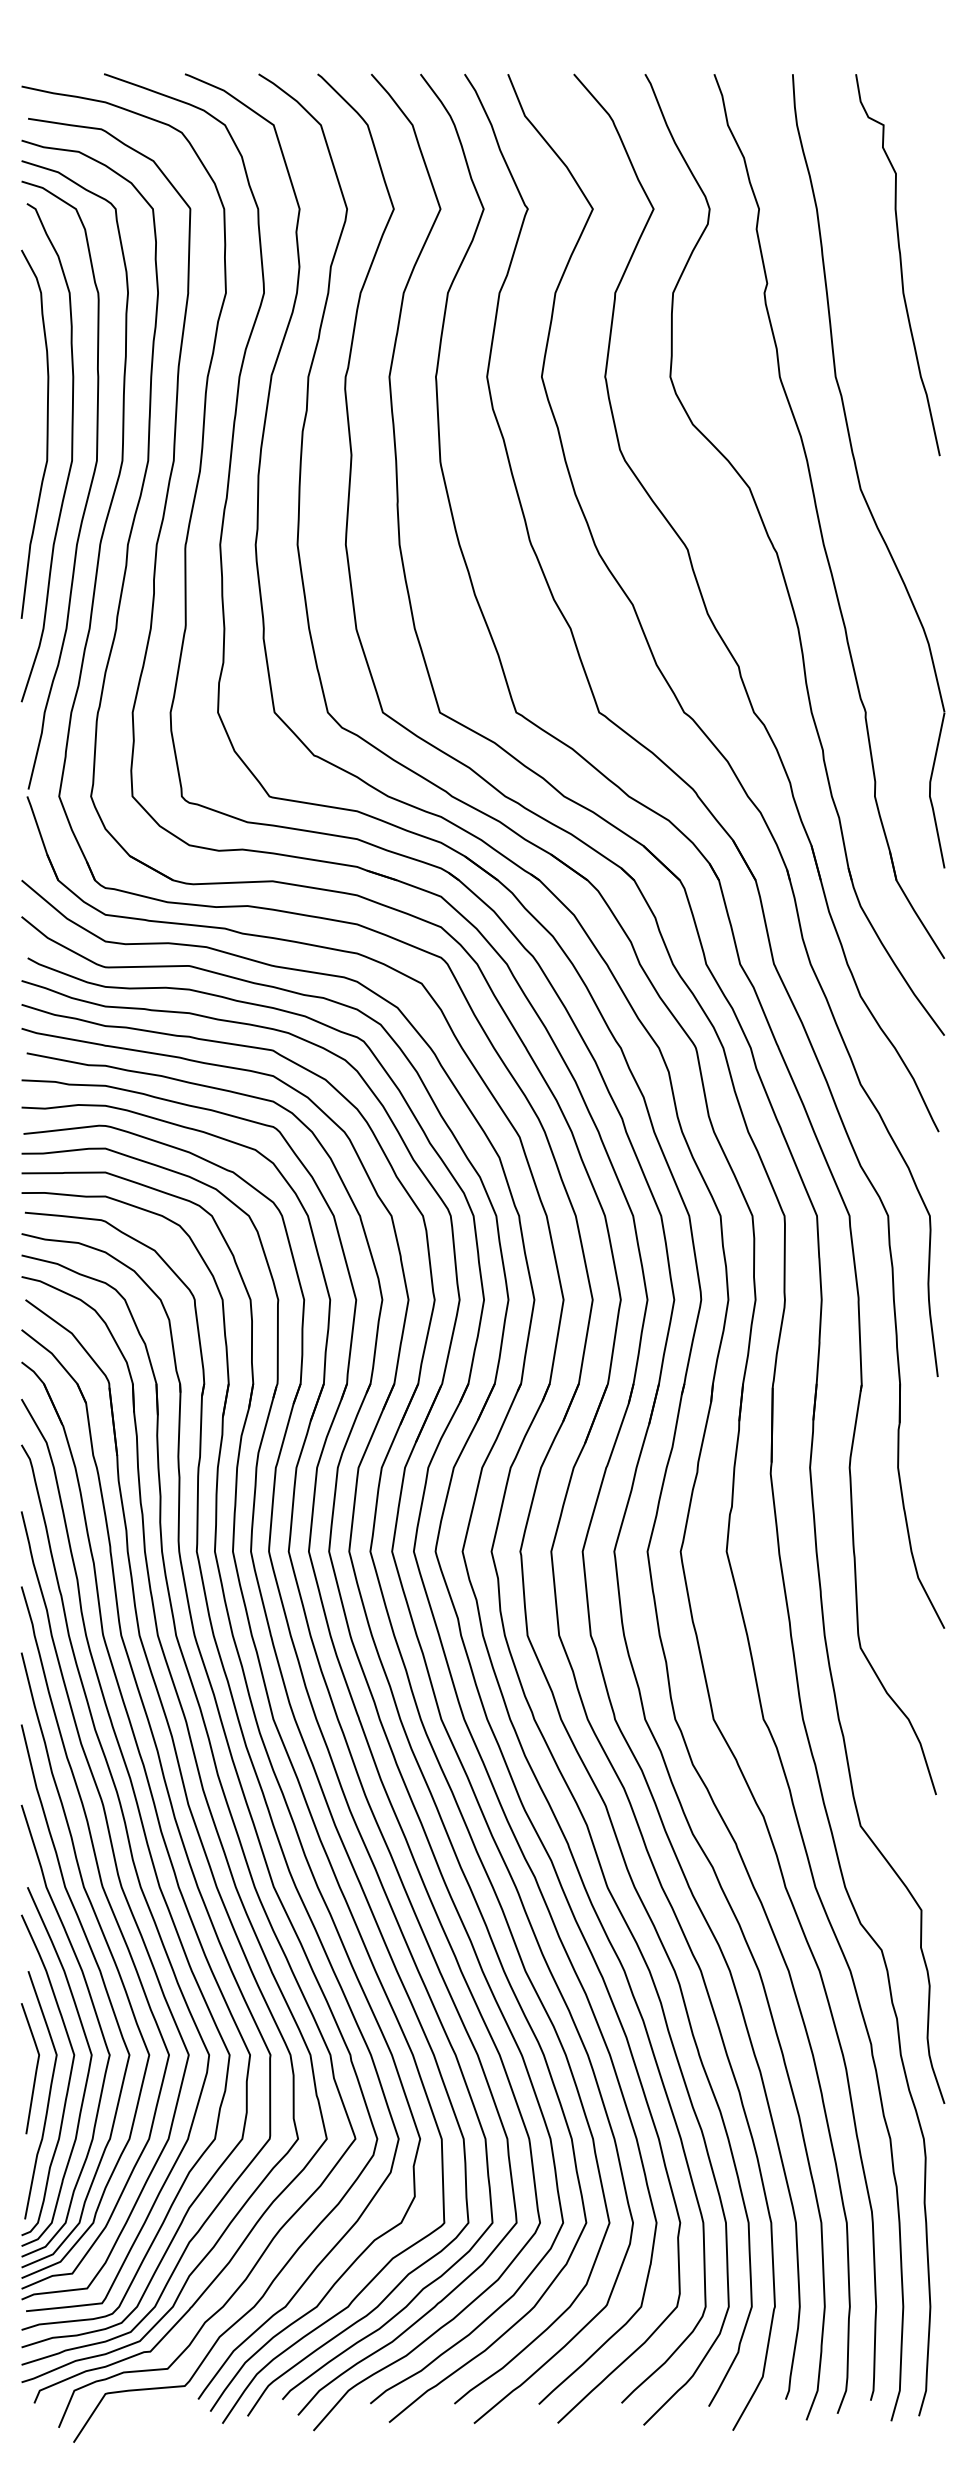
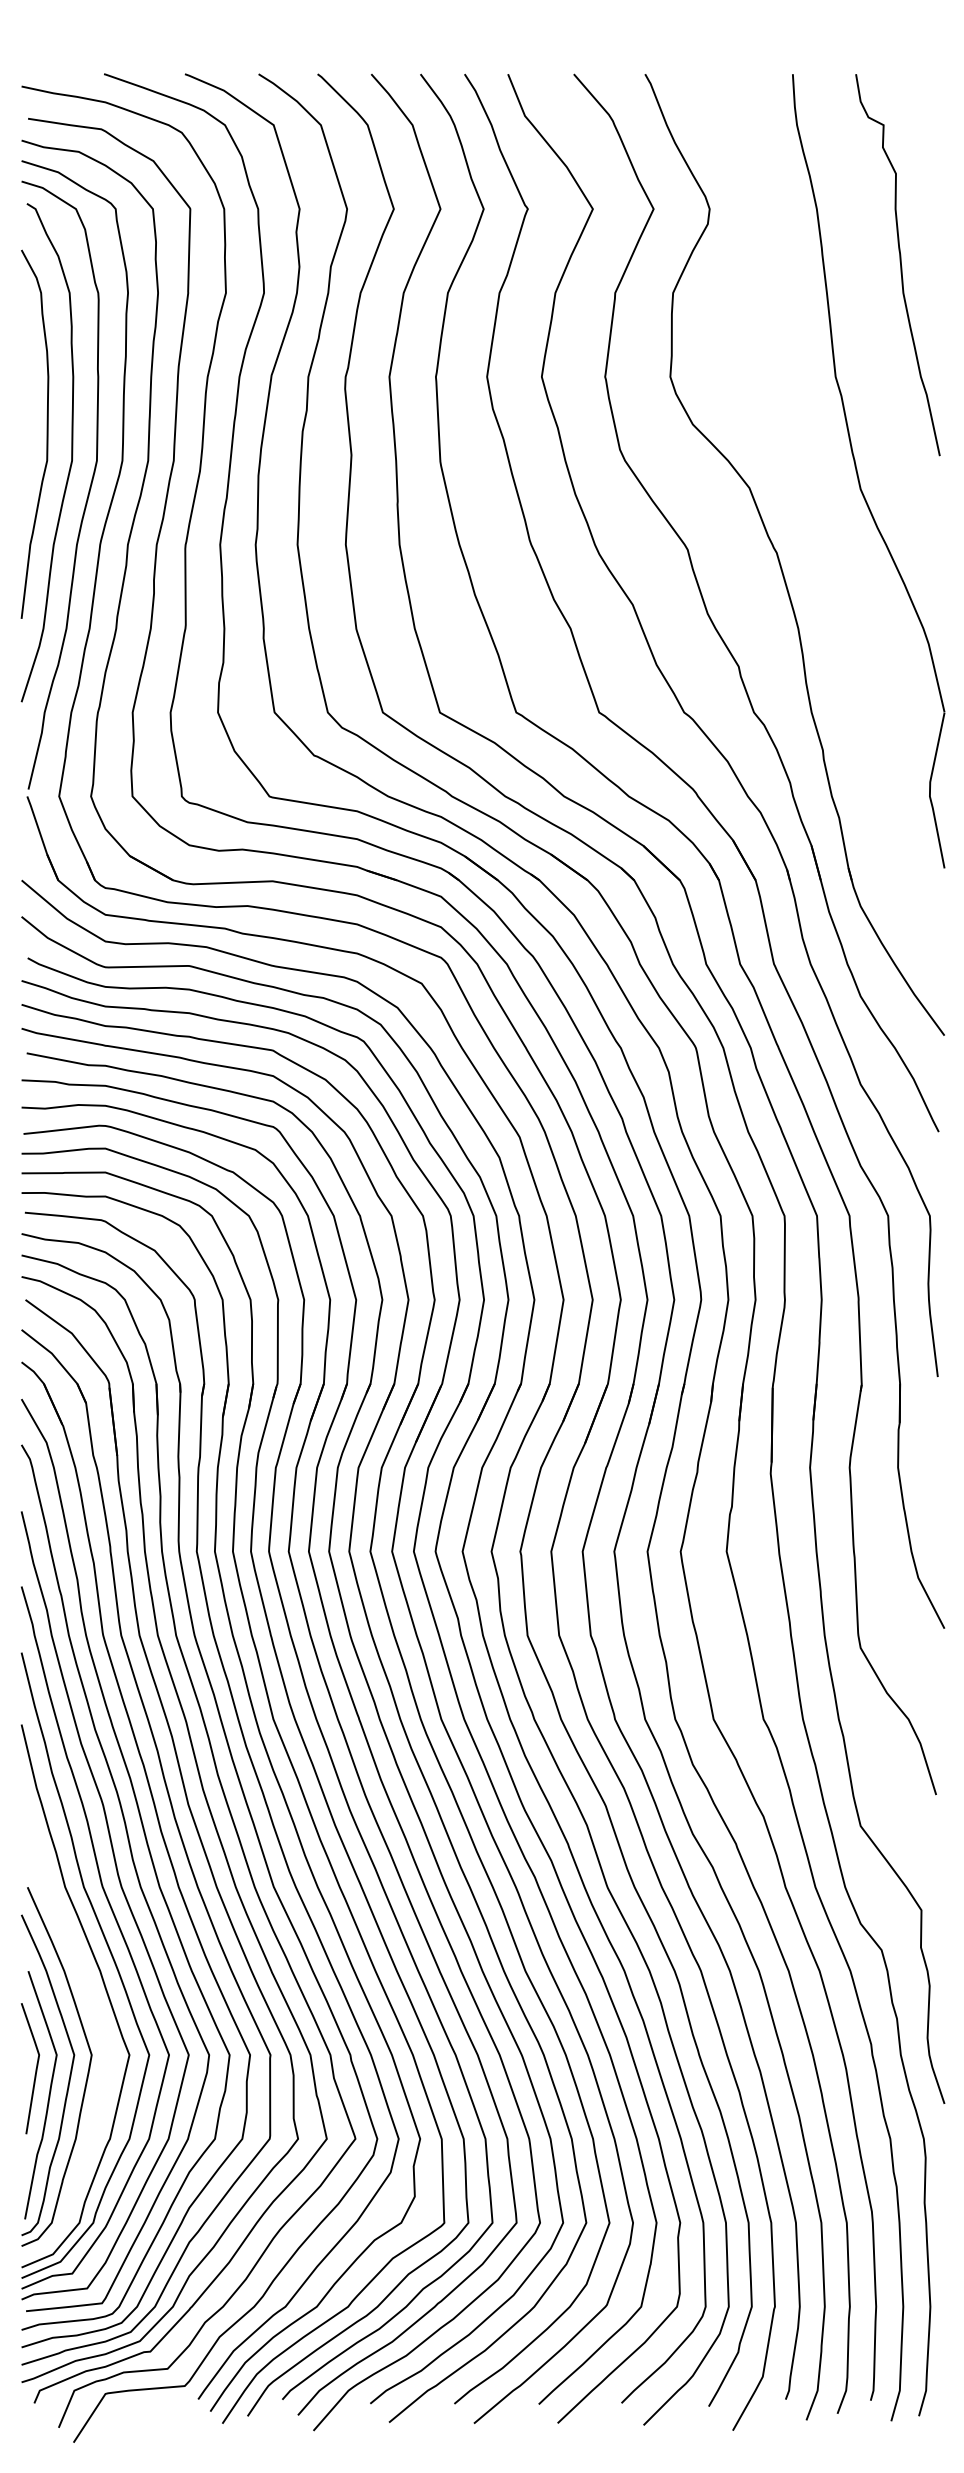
part: present -> none (819, 517)
curve: present -> none (96, 2018)
